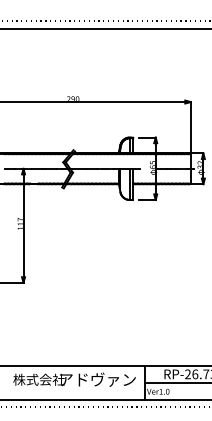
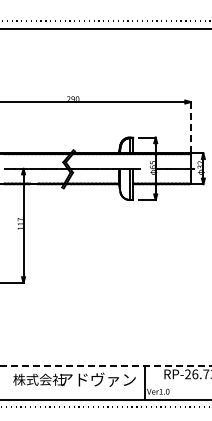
line: solid -> dashed (190, 127)
line: solid -> dashed (105, 365)
line: present -> none (176, 383)
